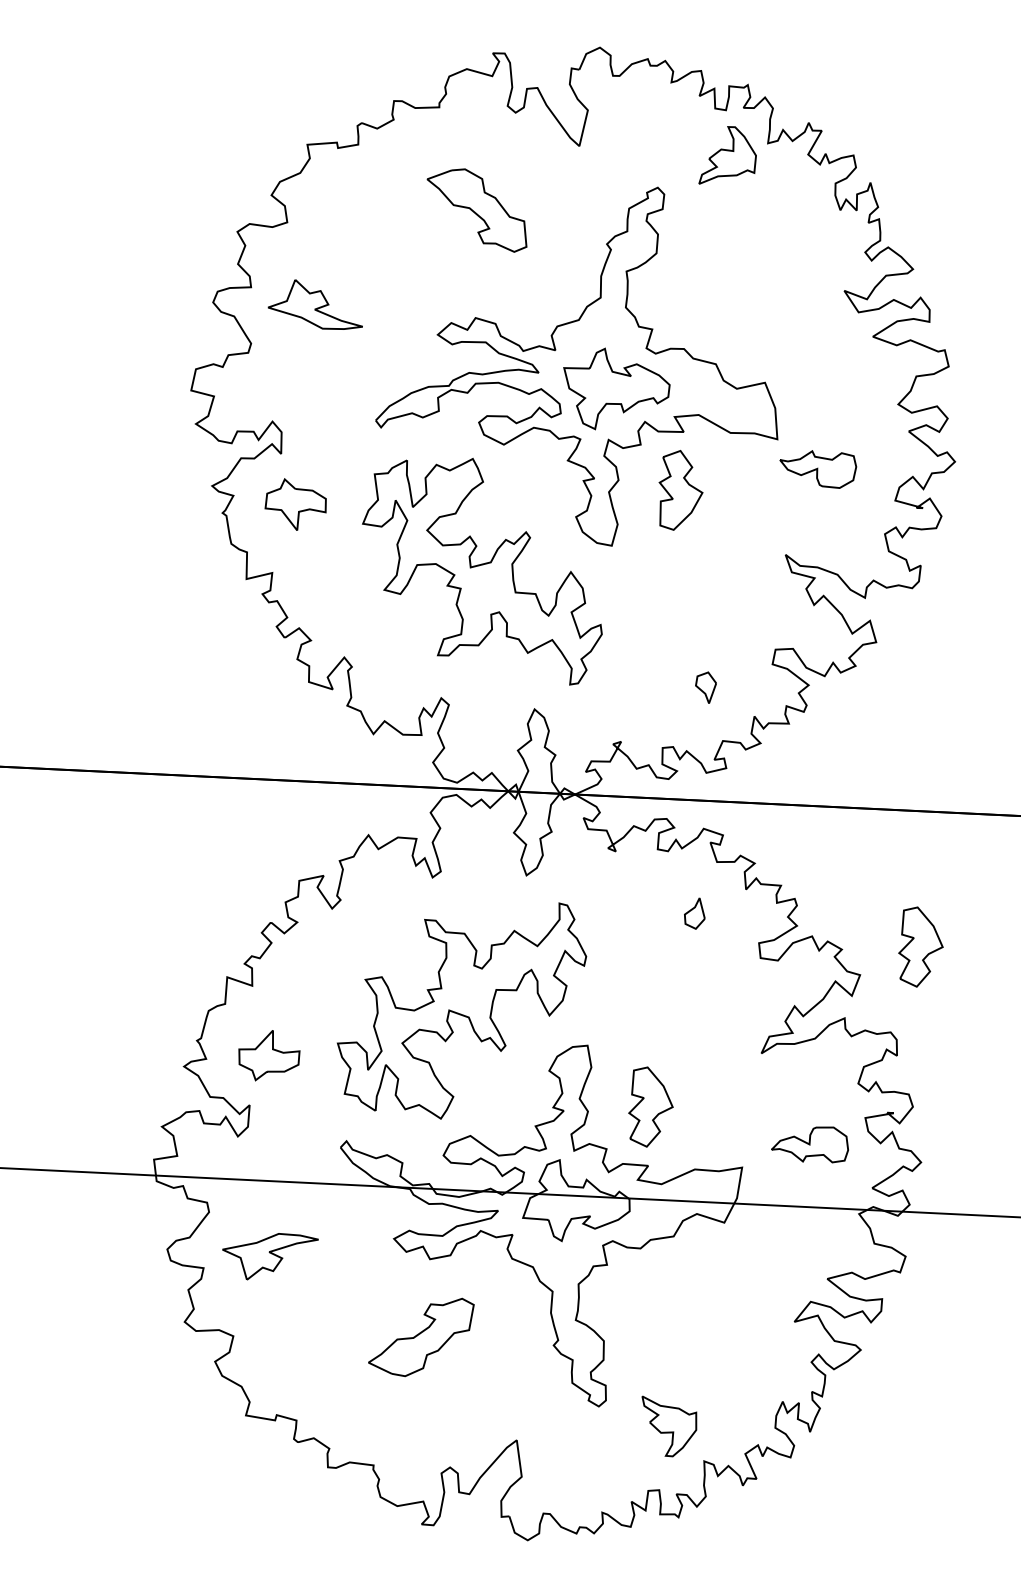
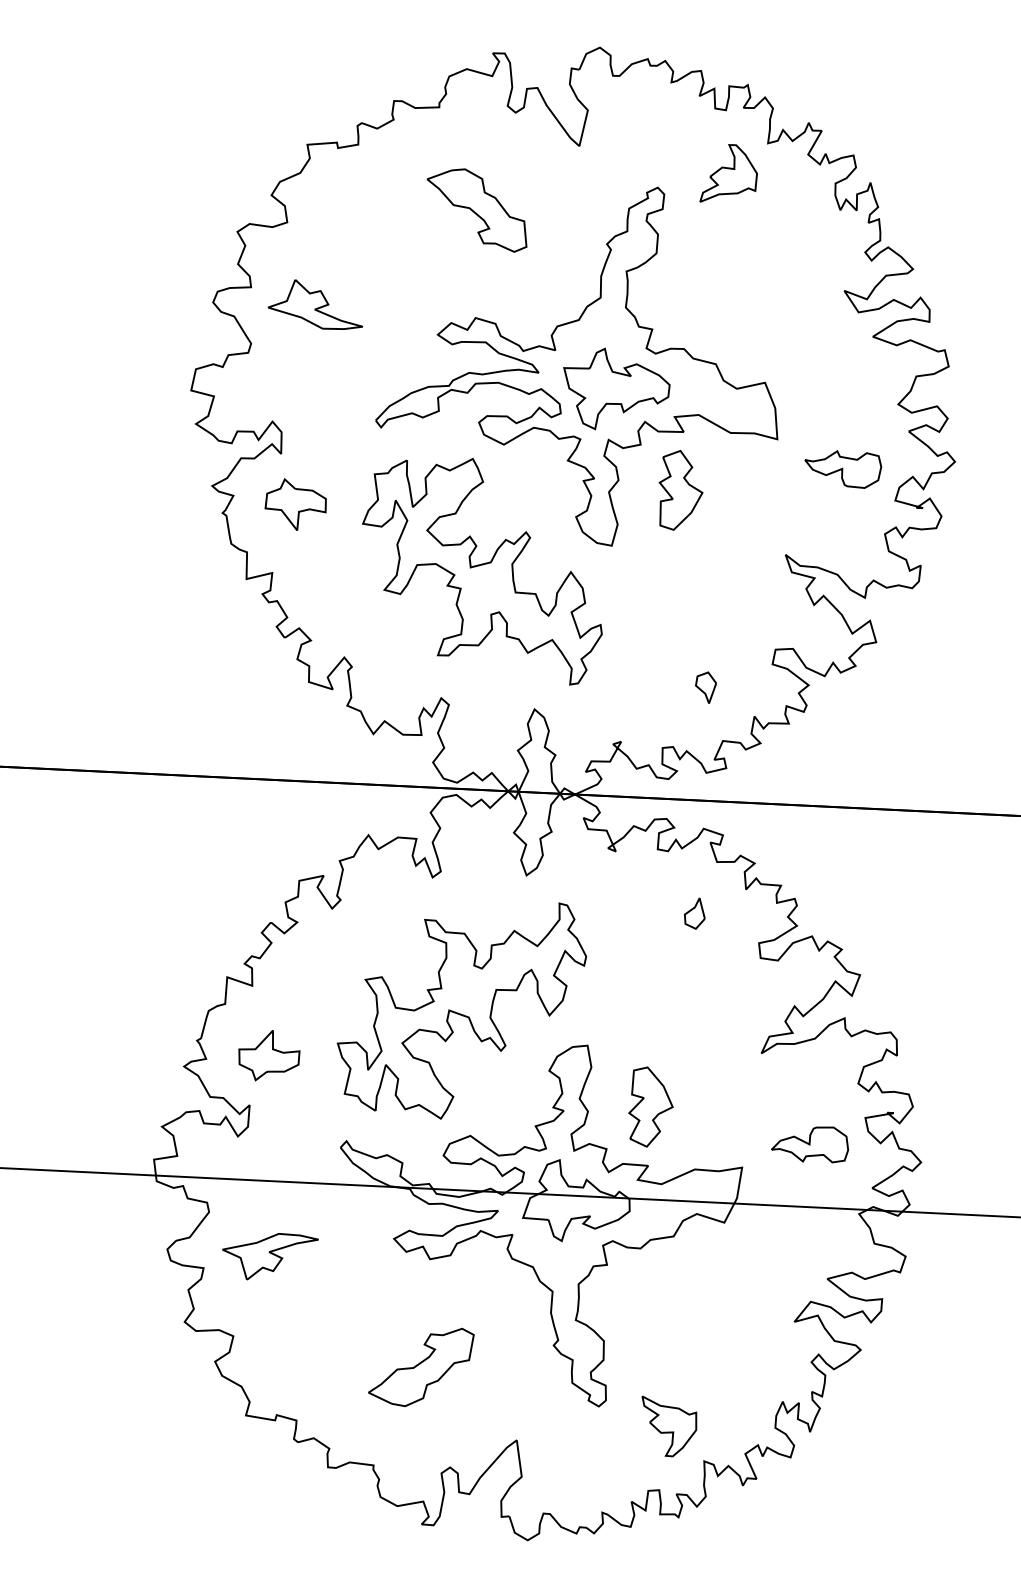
part position: (727, 155) -> (728, 173) (728, 173)
part position: (818, 469) -> (843, 469) (843, 469)
part: present -> none (920, 946)
part position: (421, 1337) -> (421, 1367) (421, 1367)
